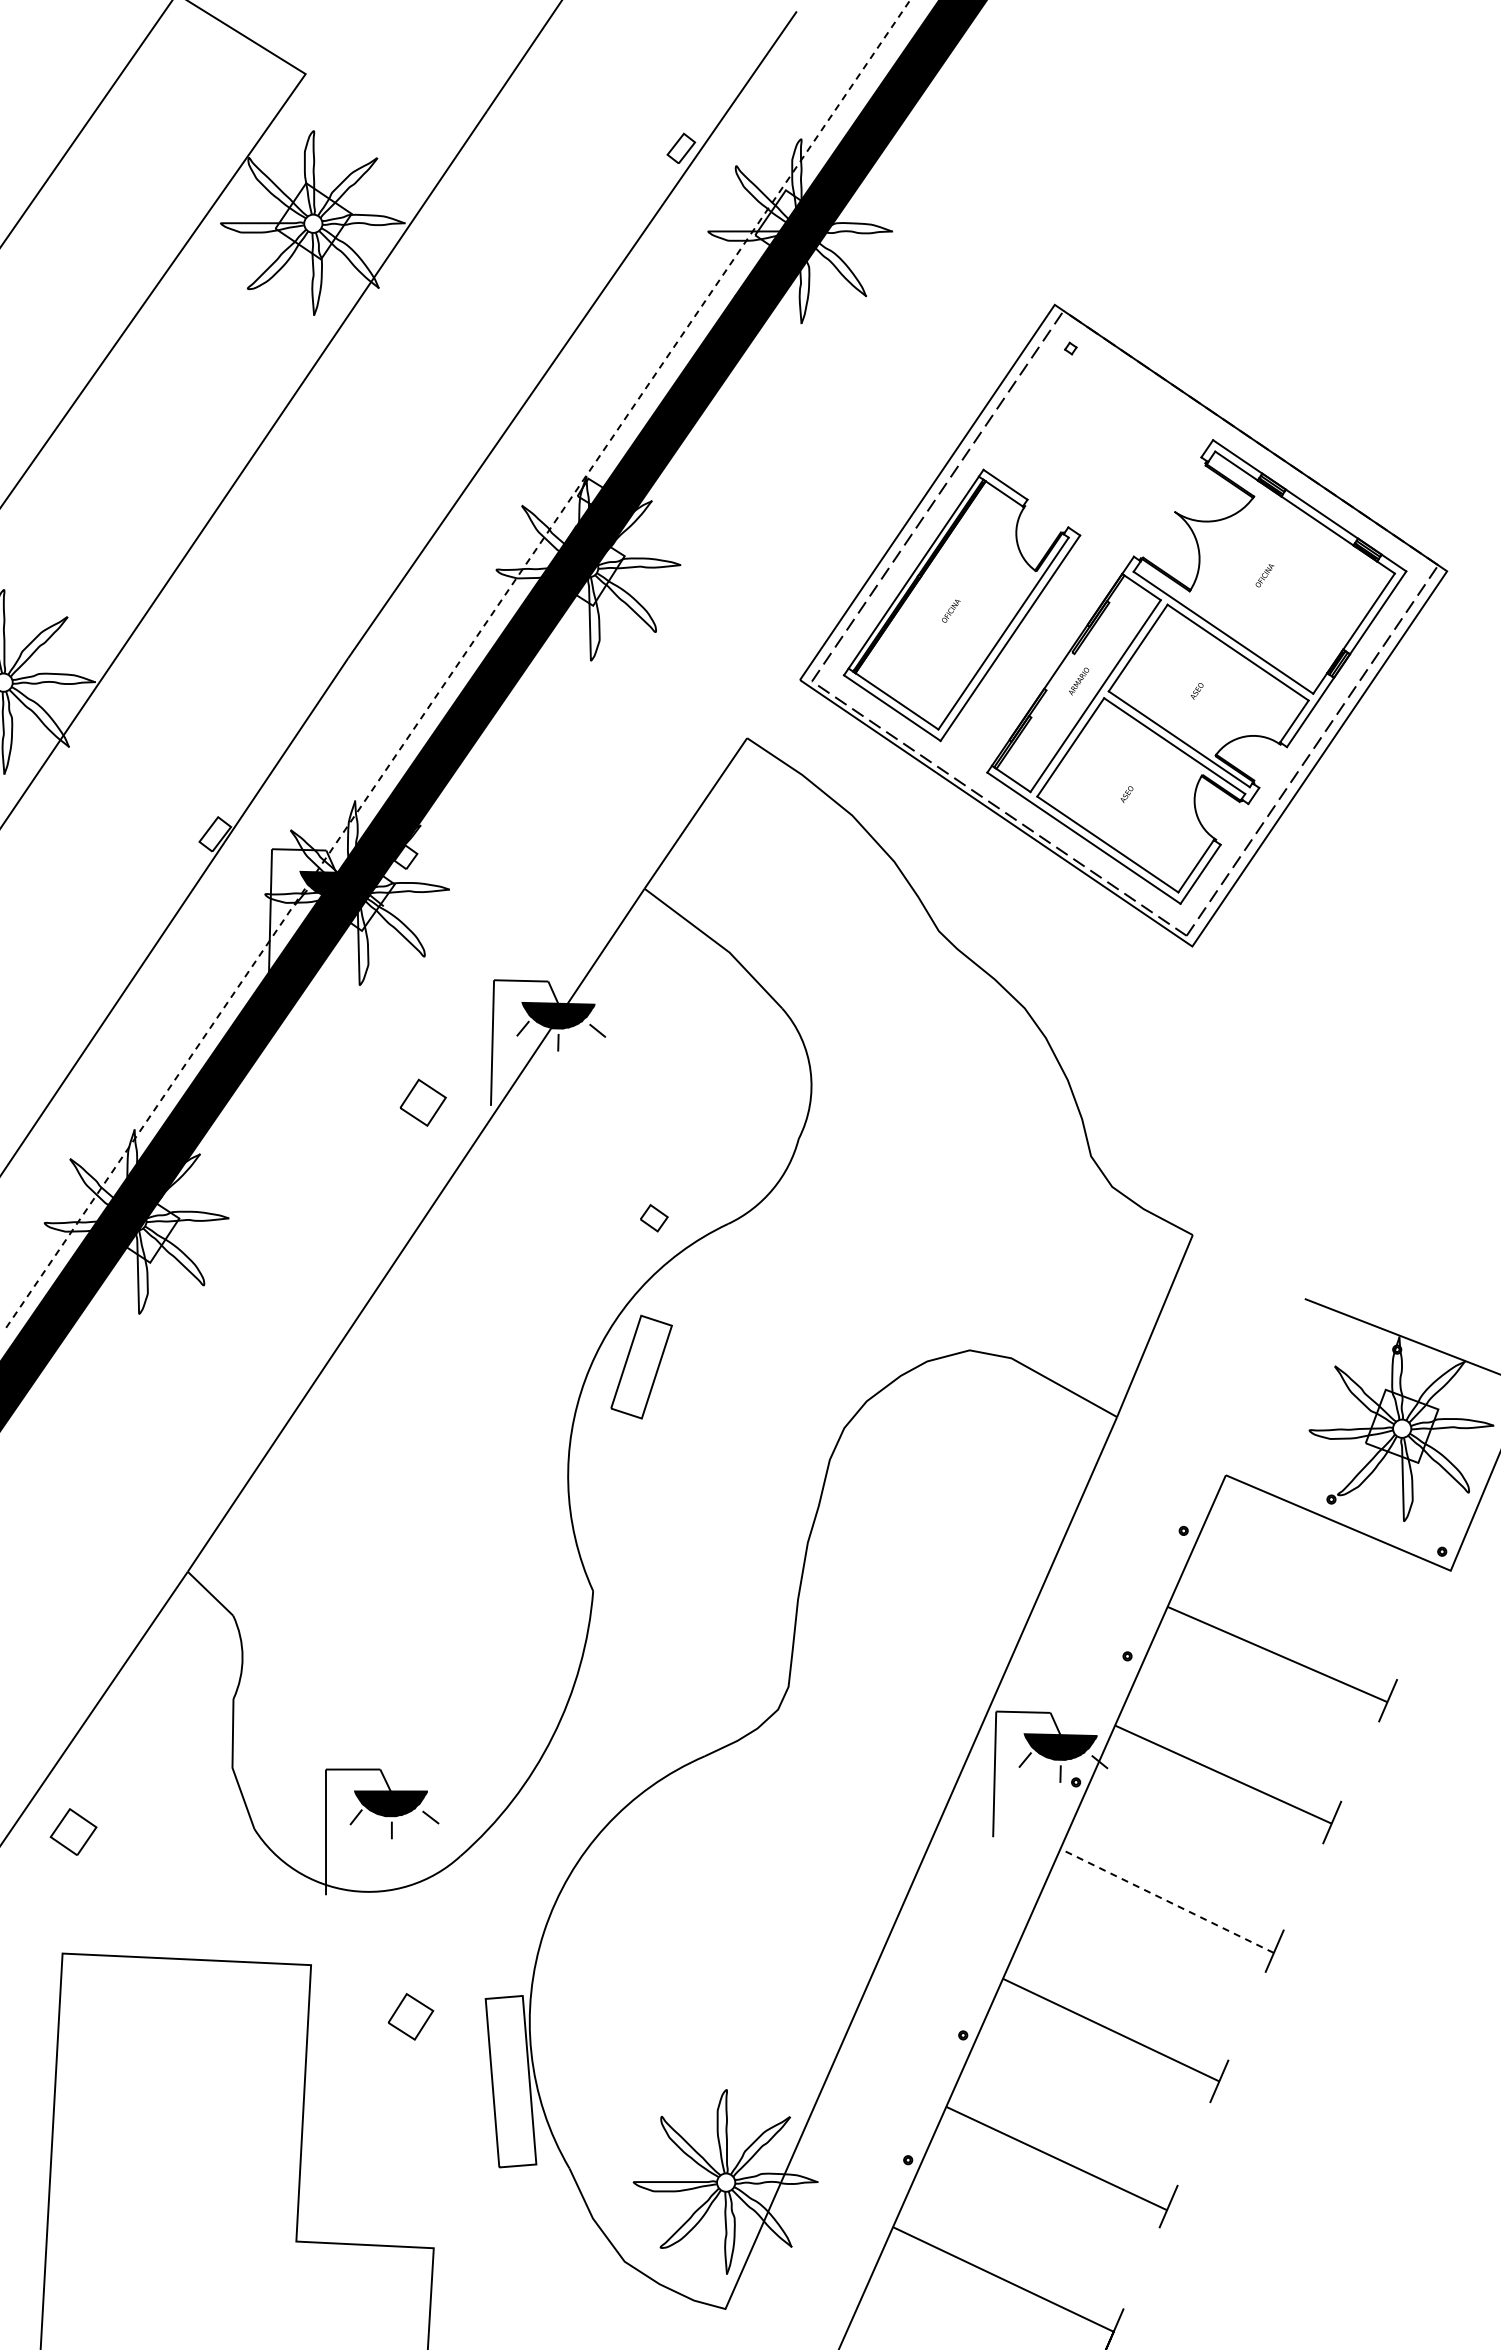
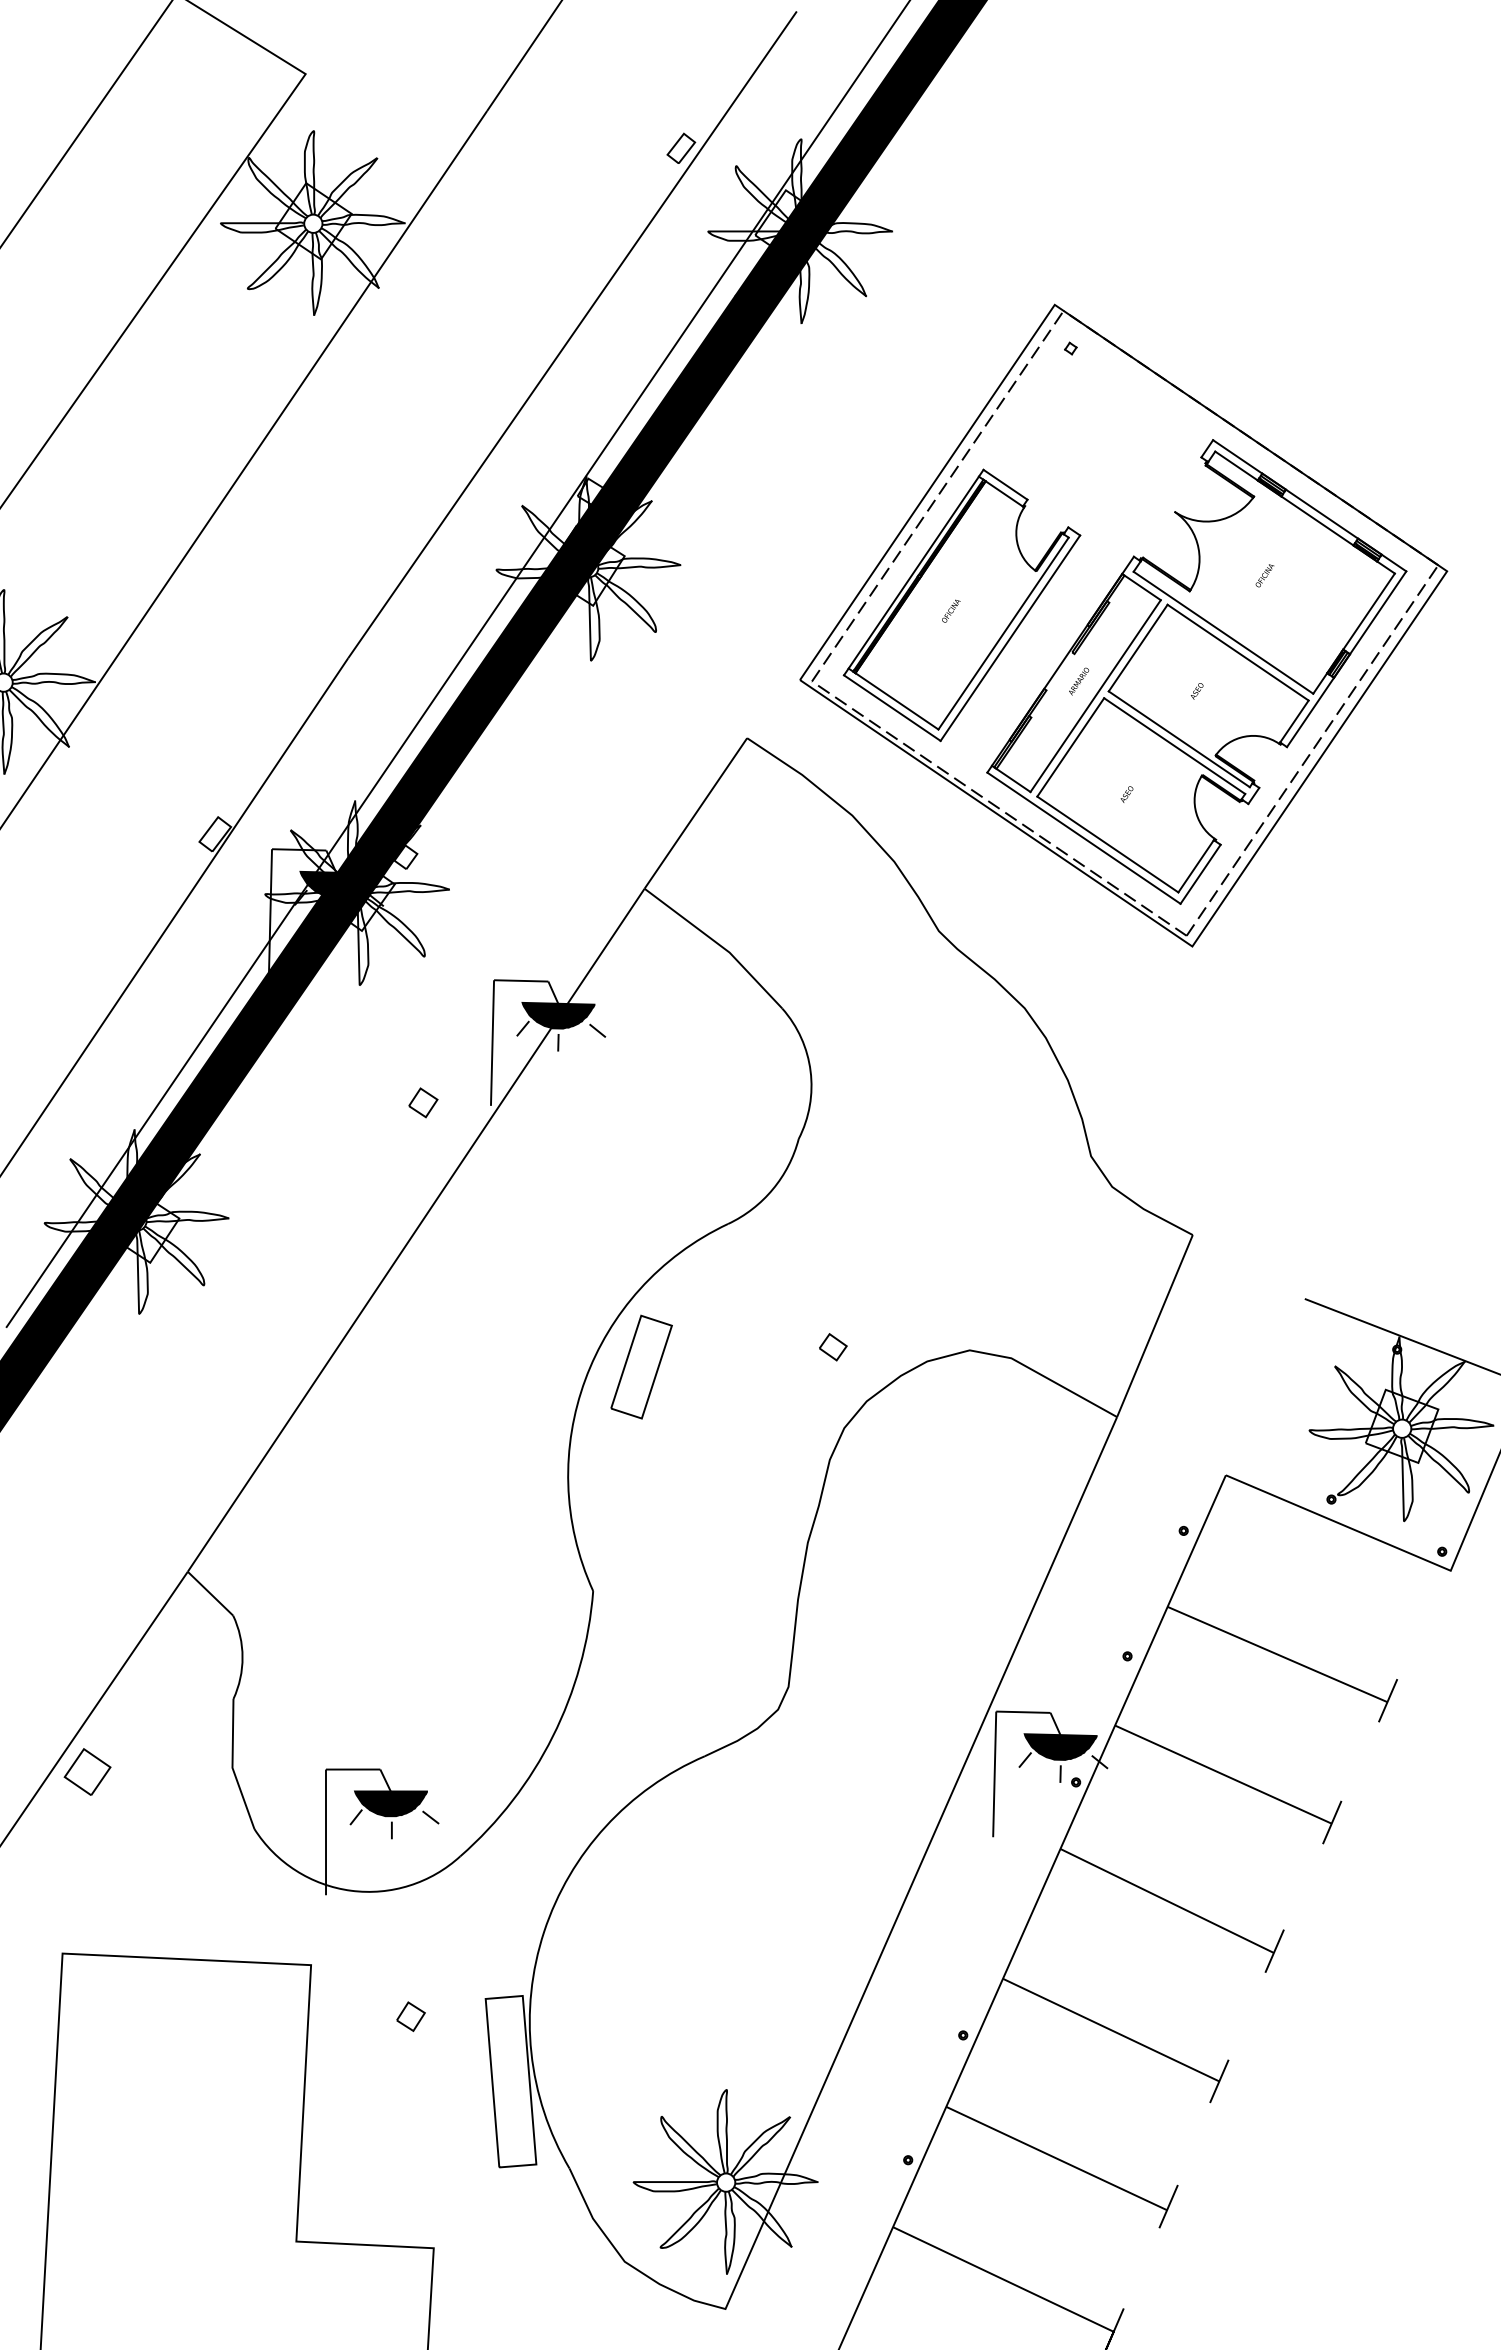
line: dashed -> solid (458, 664)
part size: 48x49 px -> 31x32 px (423, 1102)
part position: (654, 1218) -> (833, 1347) (833, 1347)
part position: (73, 1831) -> (87, 1771) (87, 1771)
line: dashed -> solid (1167, 1900)
part size: 48x48 px -> 30x31 px (410, 2016)
